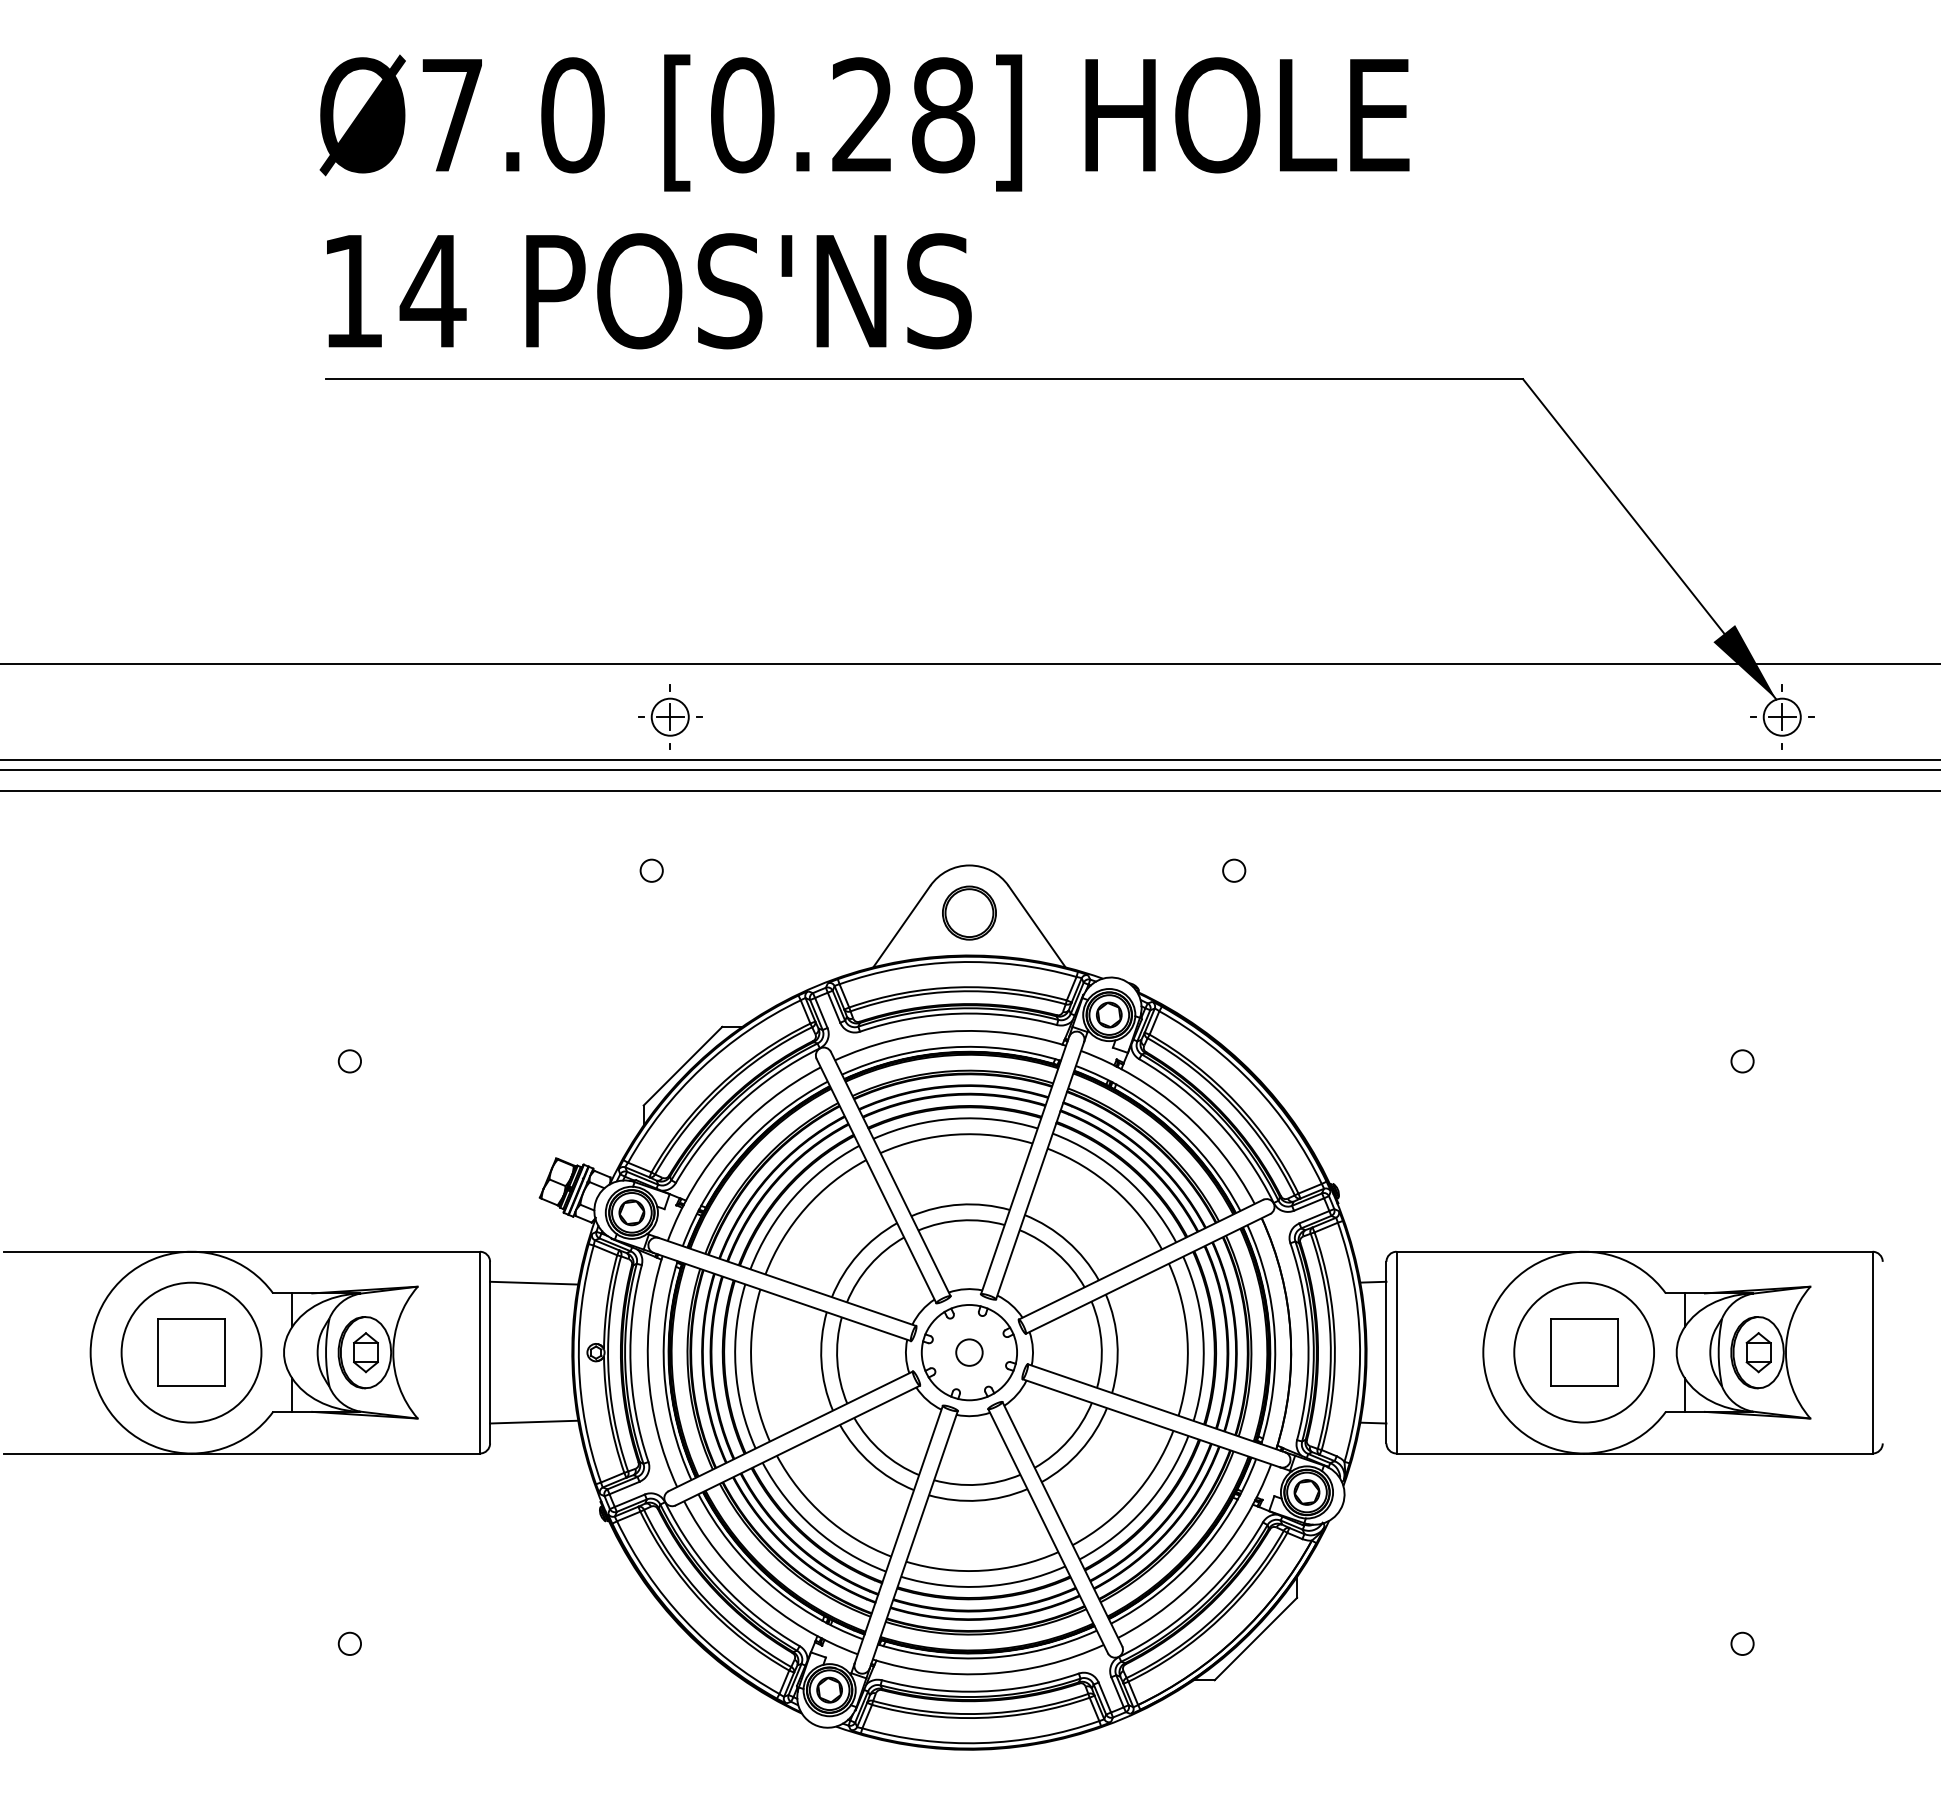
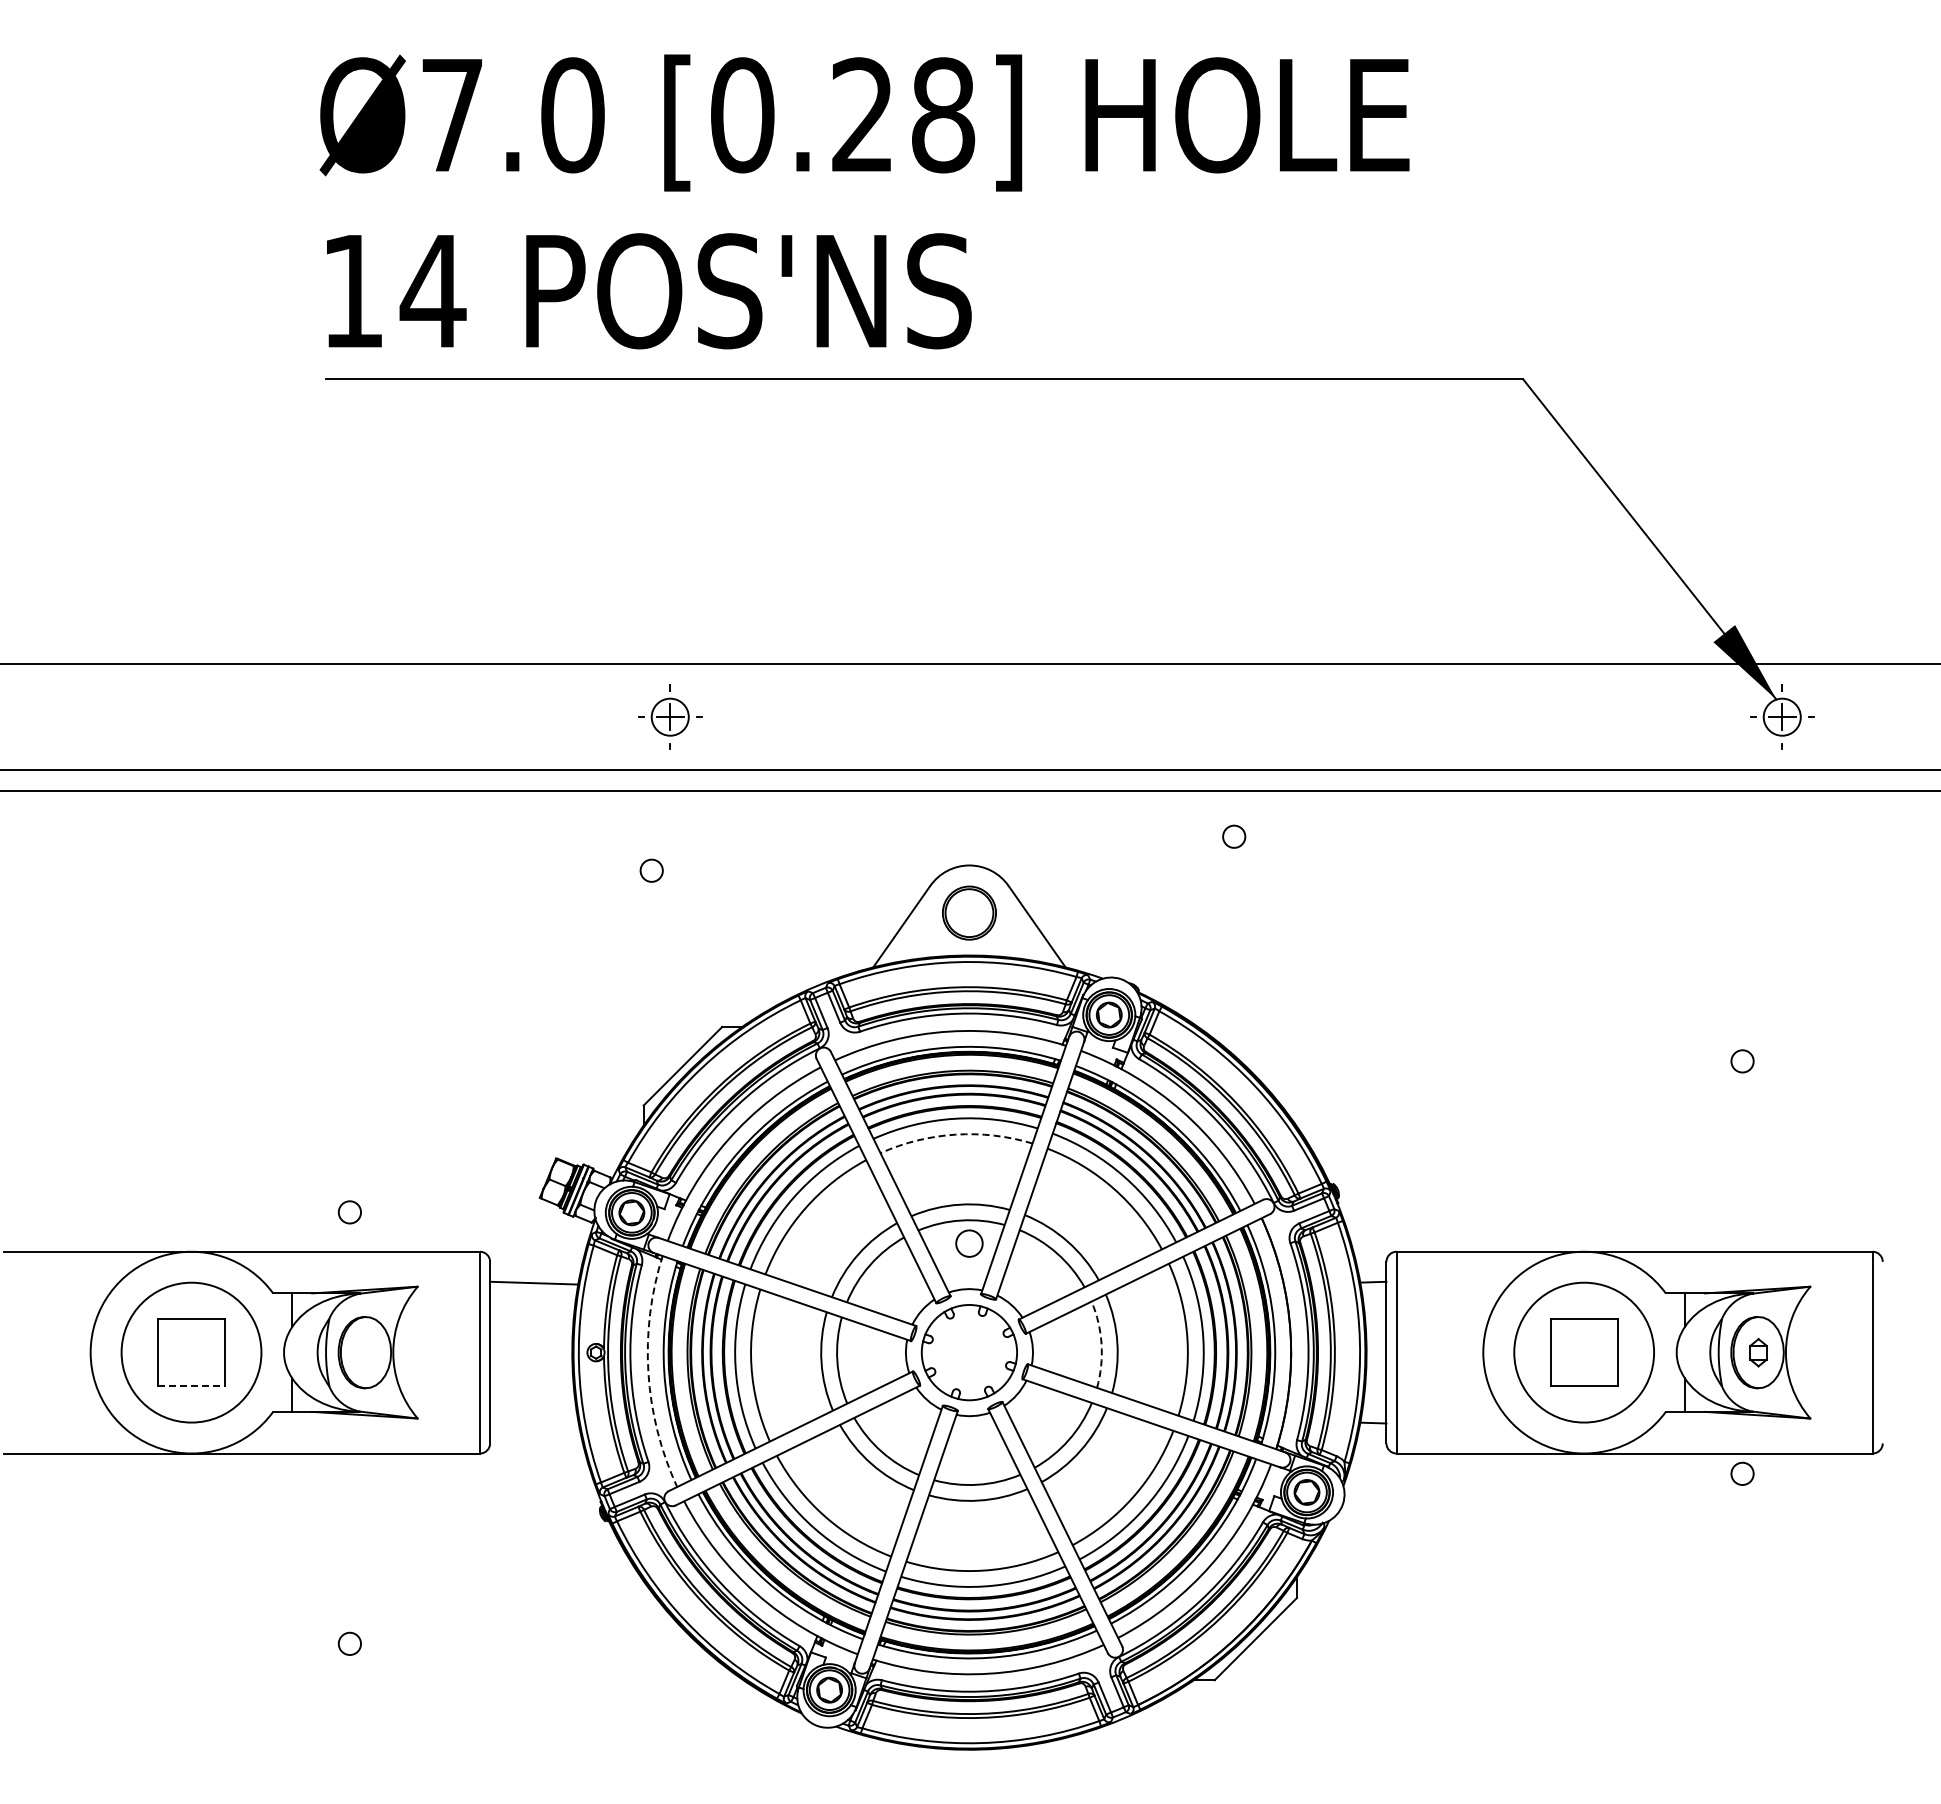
line: present -> none (969, 759)
circle position: (1234, 870) -> (1234, 836) (1234, 836)
circle position: (349, 1061) -> (349, 1212) (349, 1212)
arc: solid -> dashed (955, 1134)
arc: solid -> dashed (1101, 1344)
part: present -> none (365, 1352)
circle position: (969, 1352) -> (969, 1243) (969, 1243)
part size: 27x42 px -> 19x30 px (1758, 1352)
arc: solid -> dashed (648, 1372)
line: solid -> dashed (191, 1386)
line: present -> none (534, 1421)
circle position: (1742, 1643) -> (1742, 1473) (1742, 1473)
